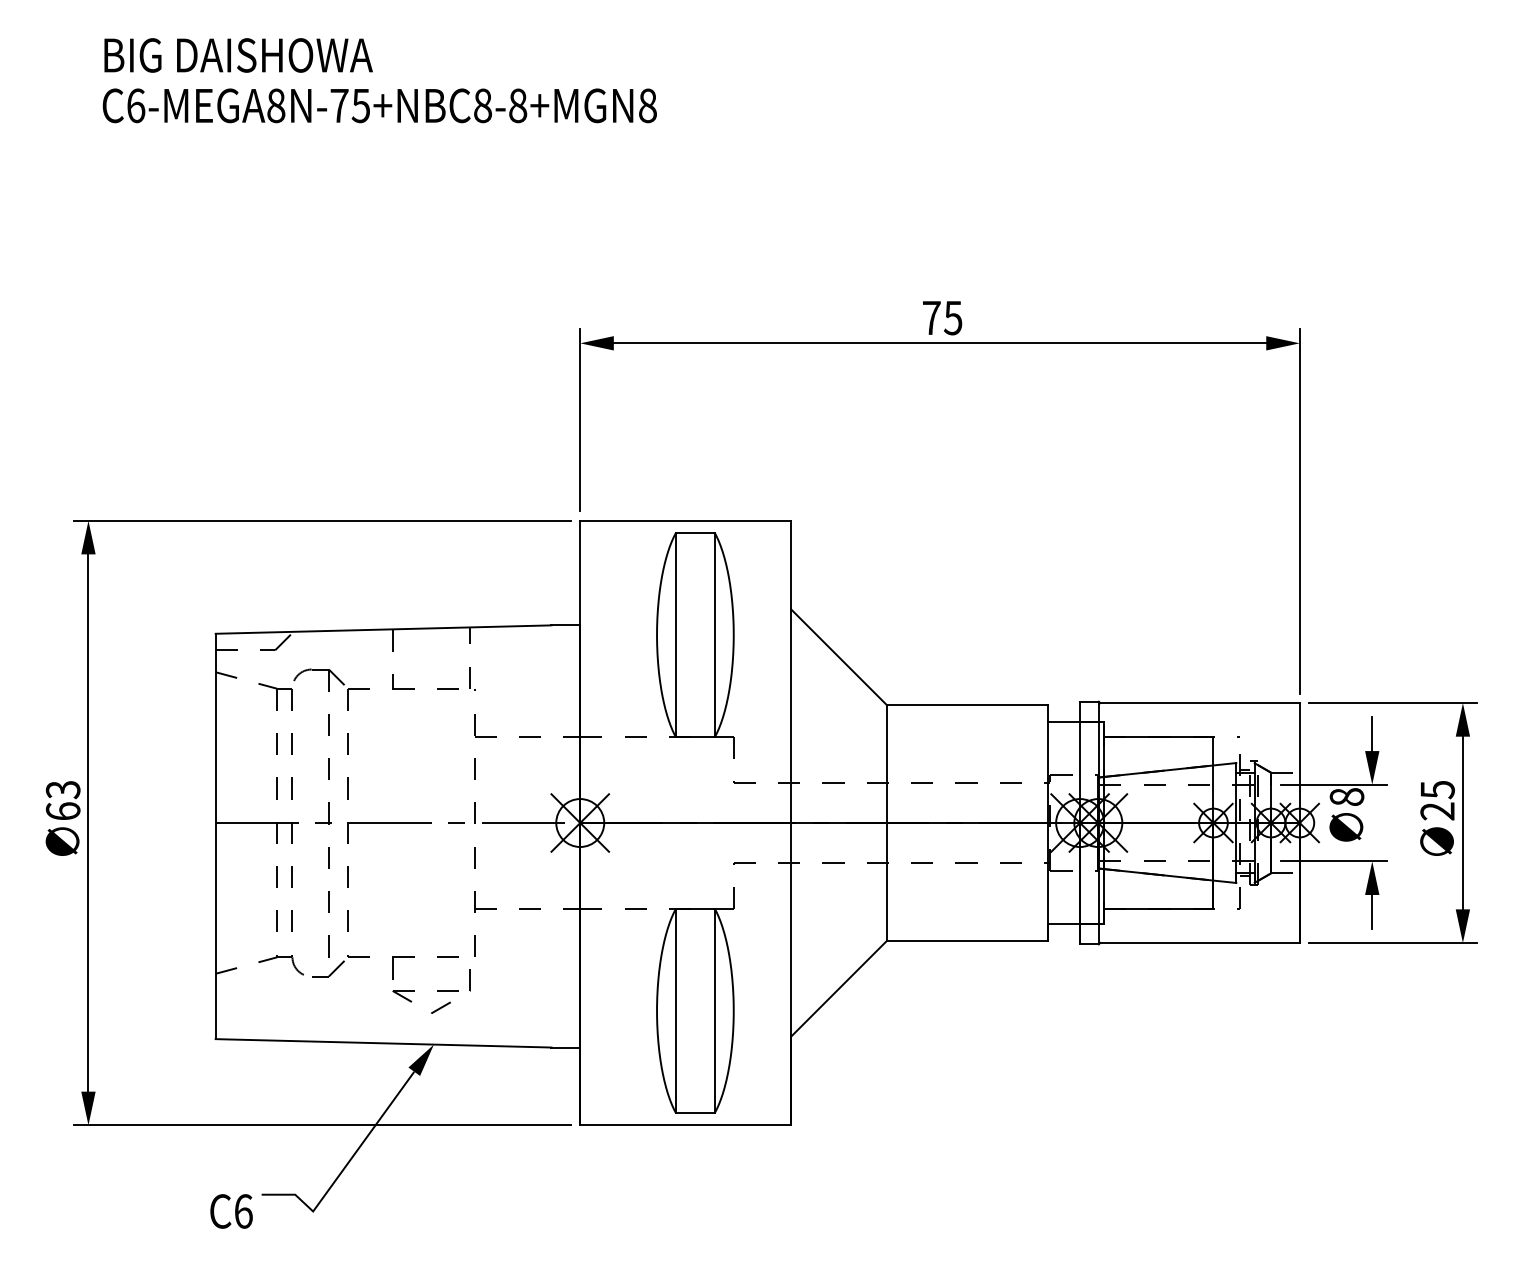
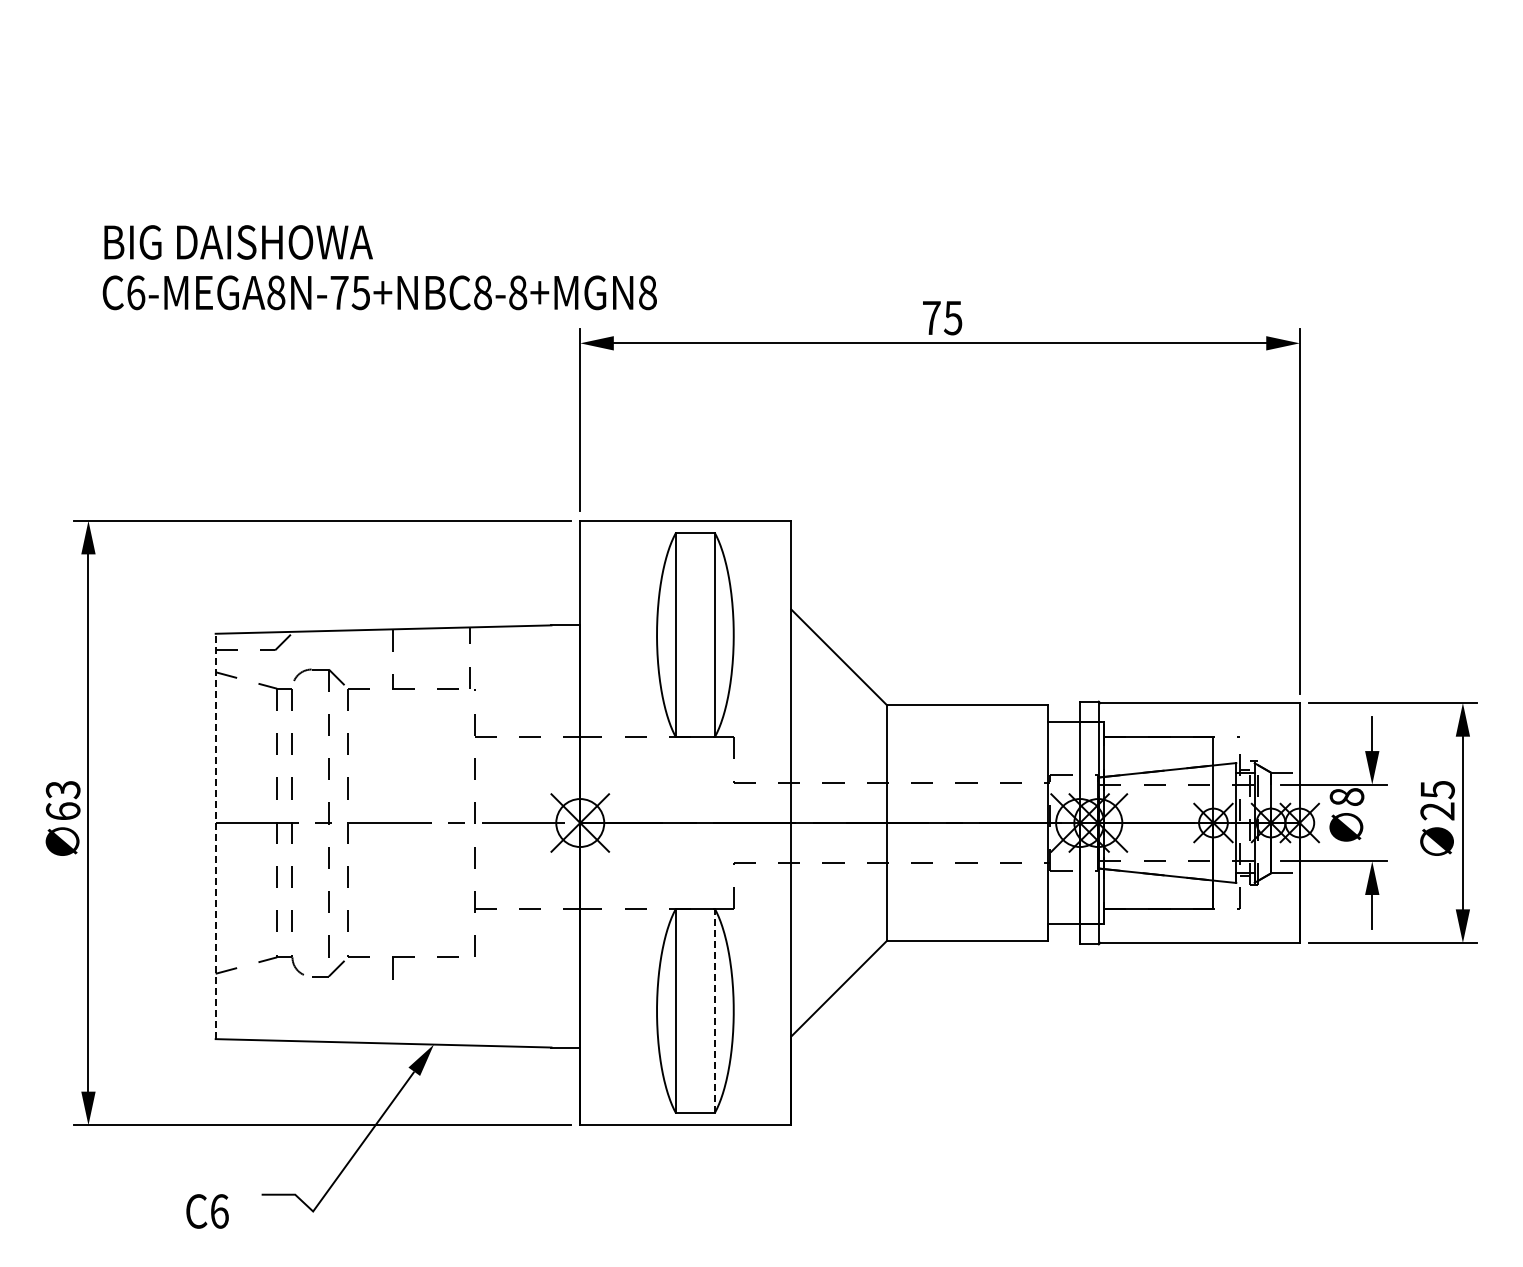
text position: (379, 80) -> (379, 267) (379, 267)
line: solid -> dashed (215, 836)
part: present -> none (431, 991)
line: solid -> dashed (715, 1010)
text position: (231, 1211) -> (207, 1211) (207, 1211)
